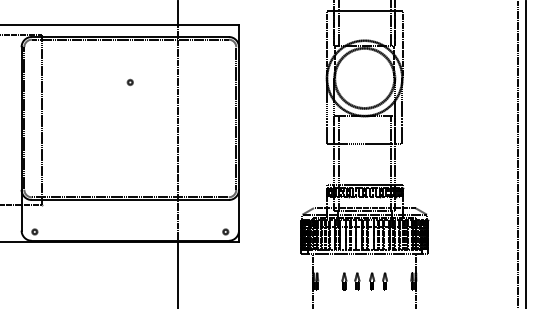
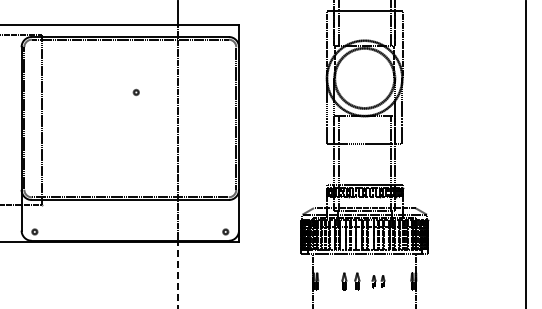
part position: (129, 81) -> (135, 91) (135, 91)
line: present -> none (517, 153)
line: solid -> dashed (177, 275)
part size: 19x19 px -> 15x14 px (378, 281)
